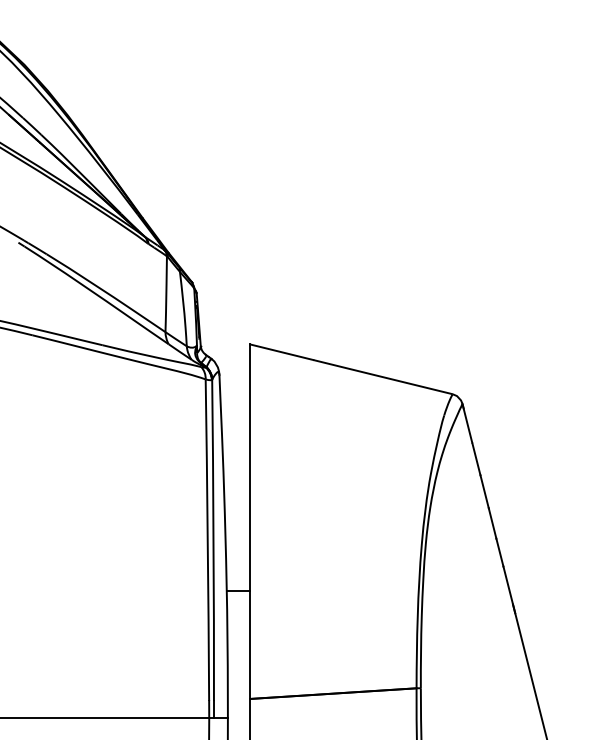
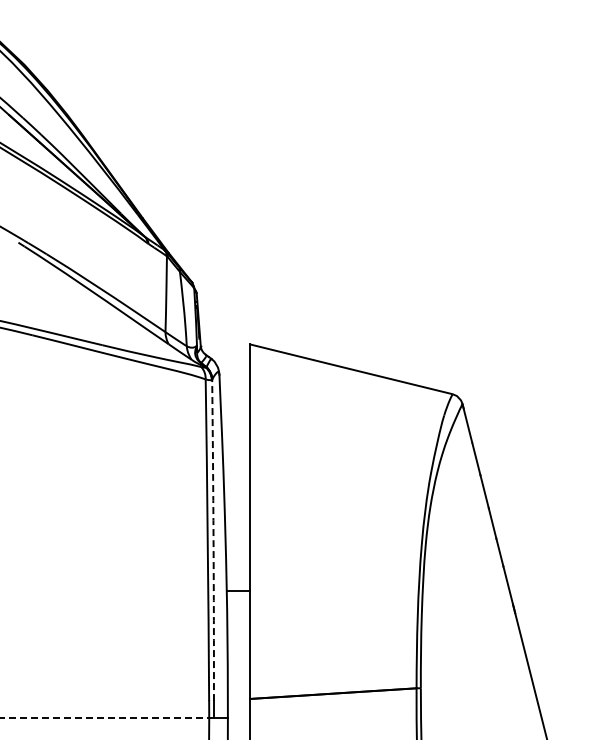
arc: solid -> dashed (213, 540)
line: solid -> dashed (106, 717)
